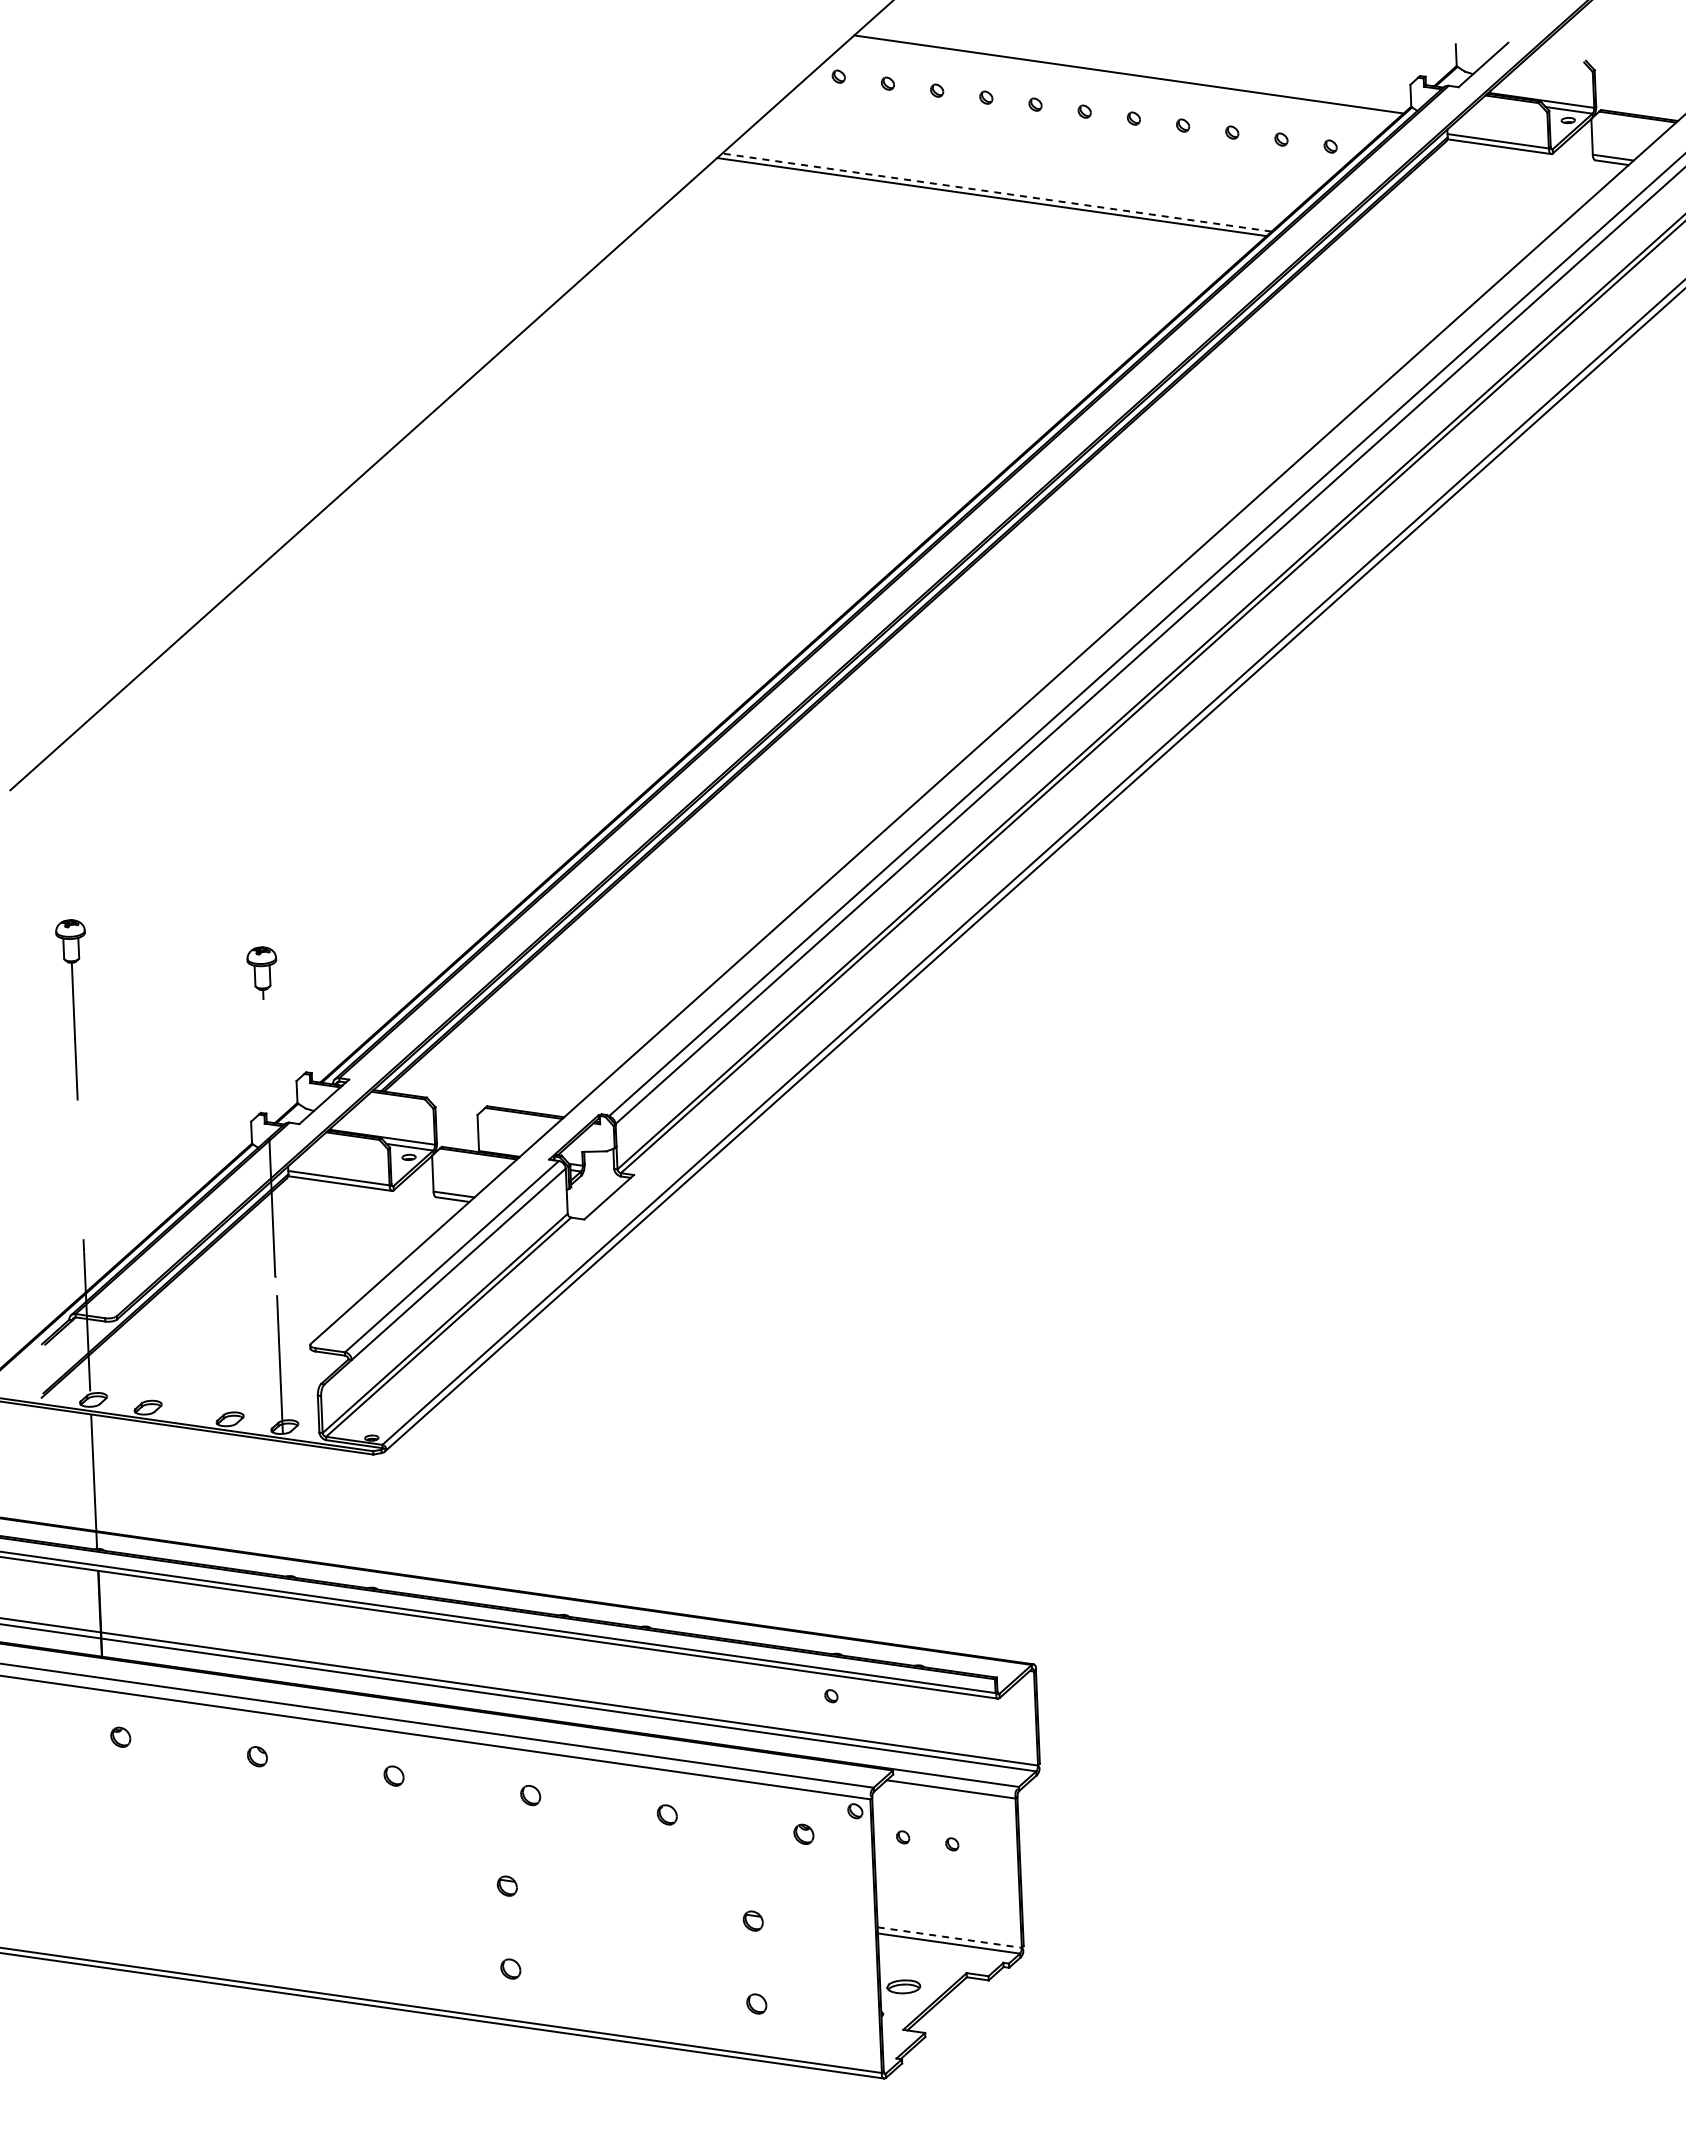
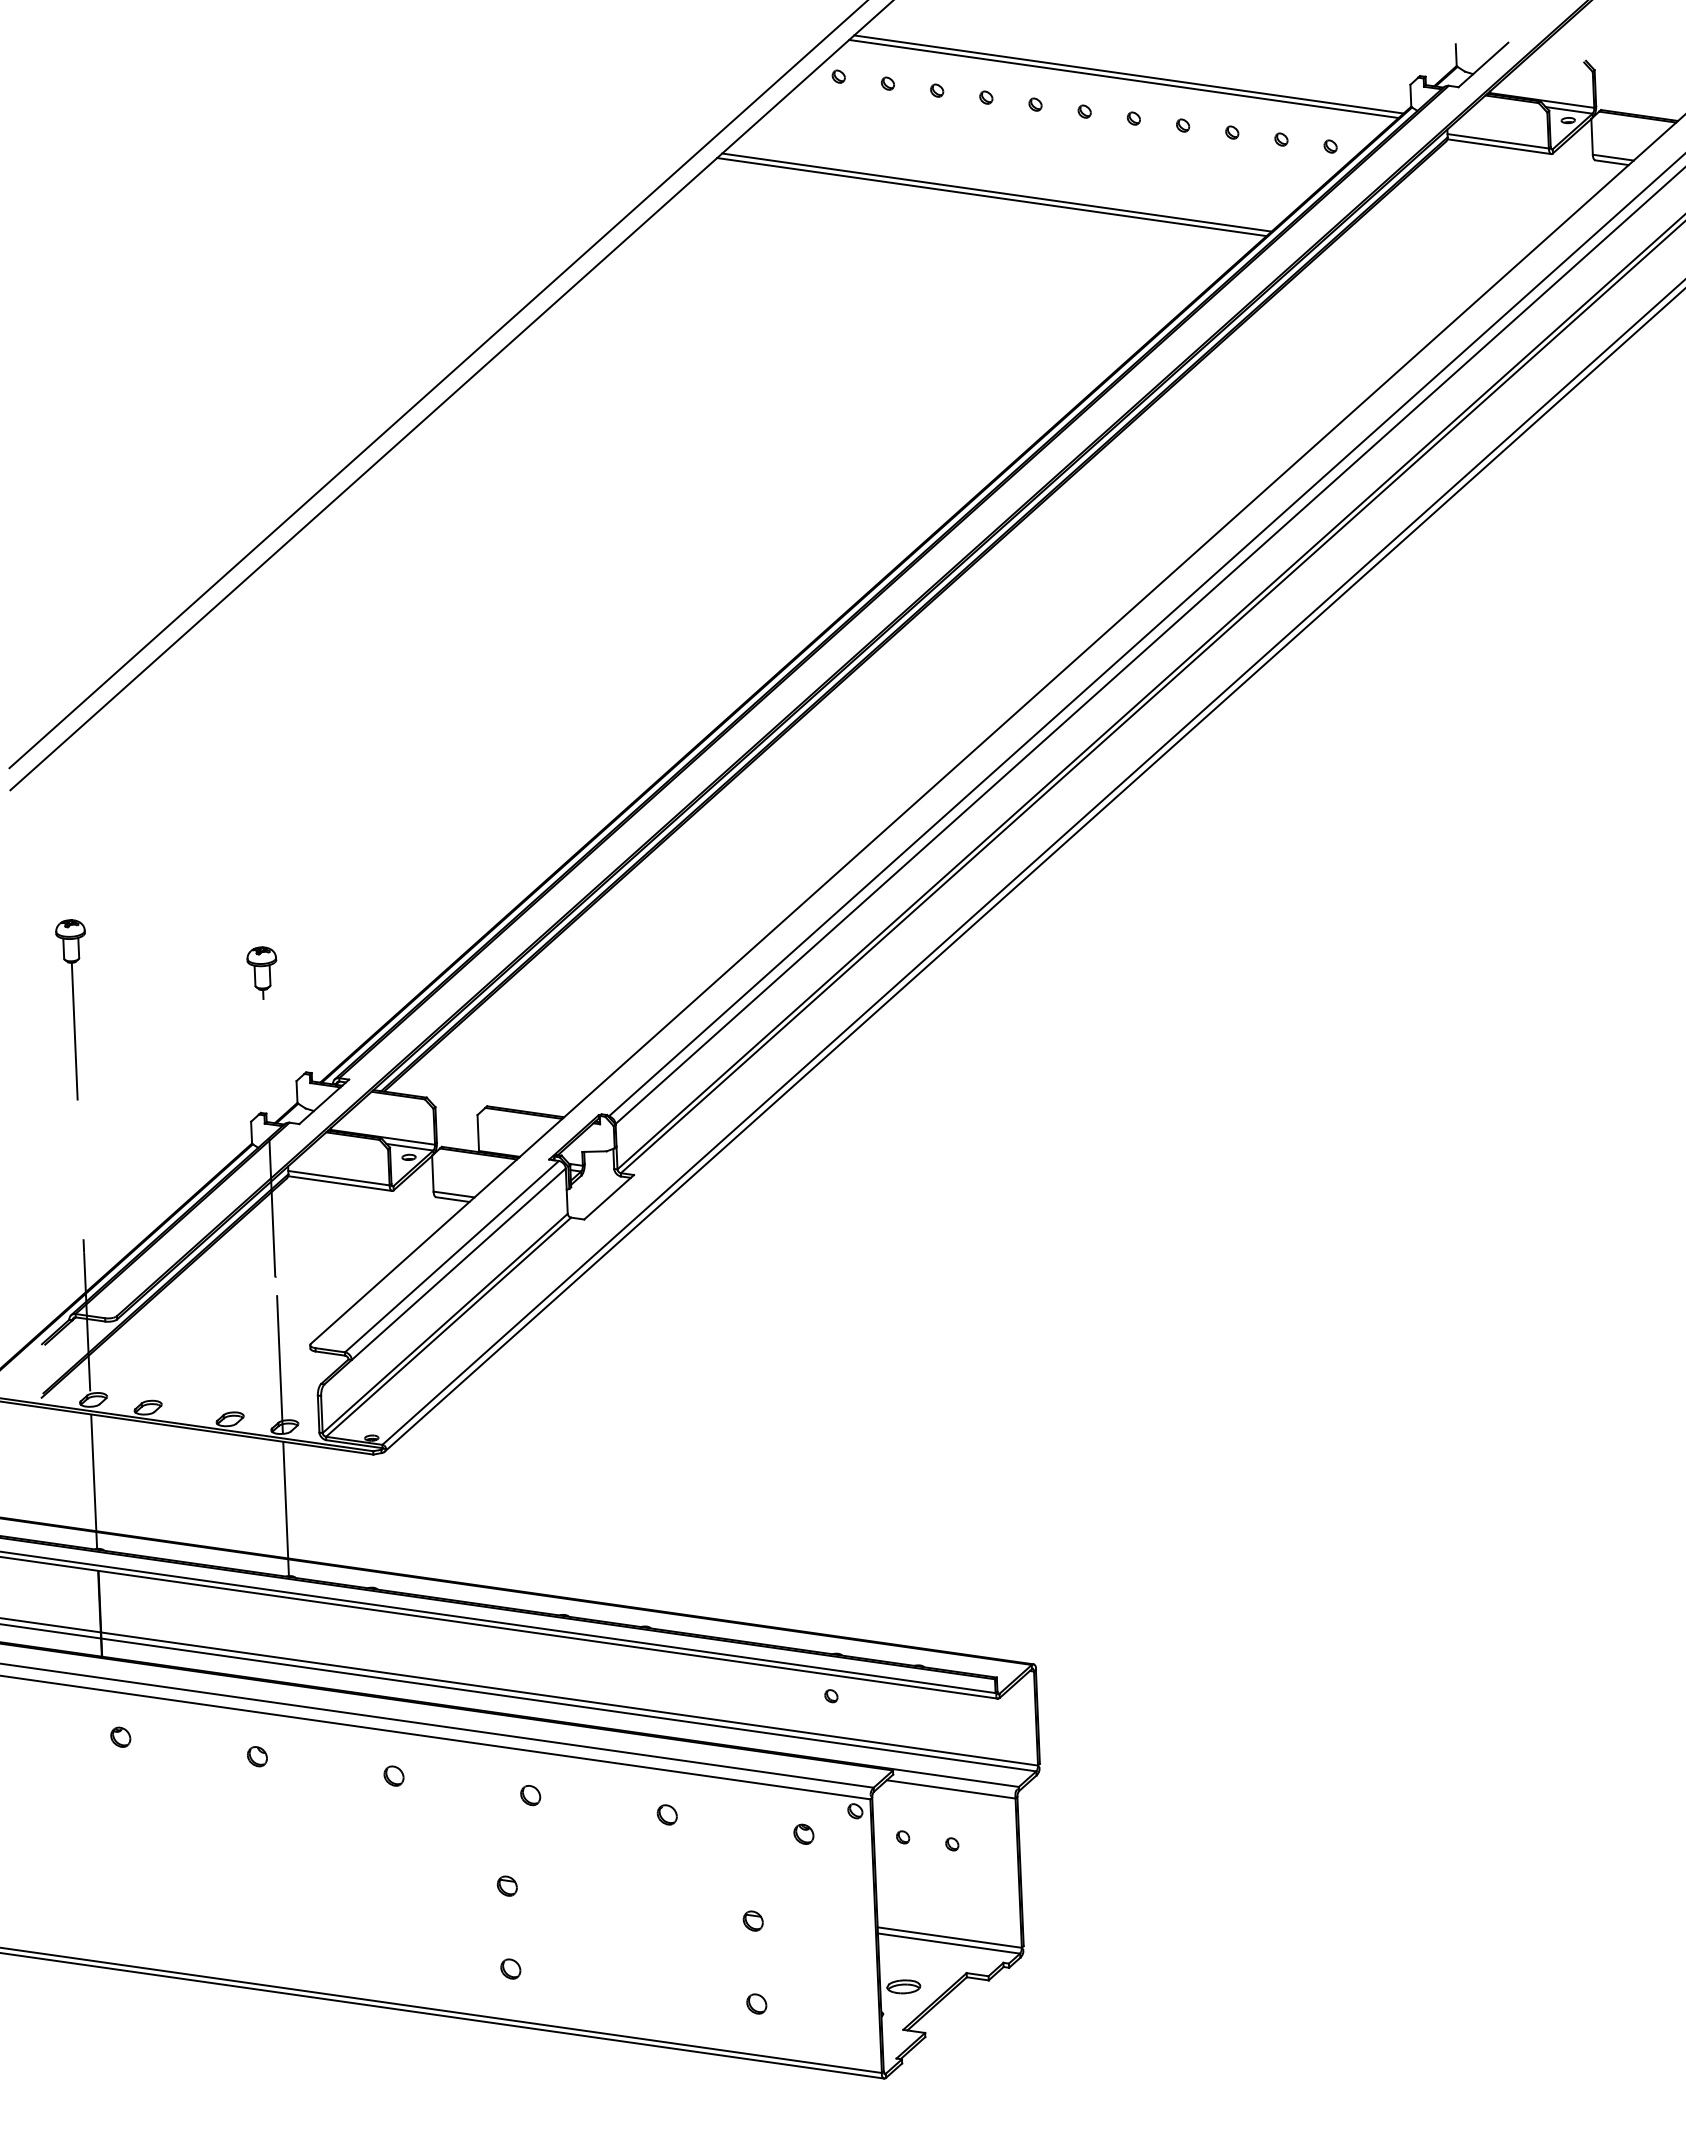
line: none -> present (1123, 78)
line: dashed -> solid (996, 192)
line: none -> present (437, 385)
line: none -> present (285, 1509)
line: dashed -> solid (949, 1937)
